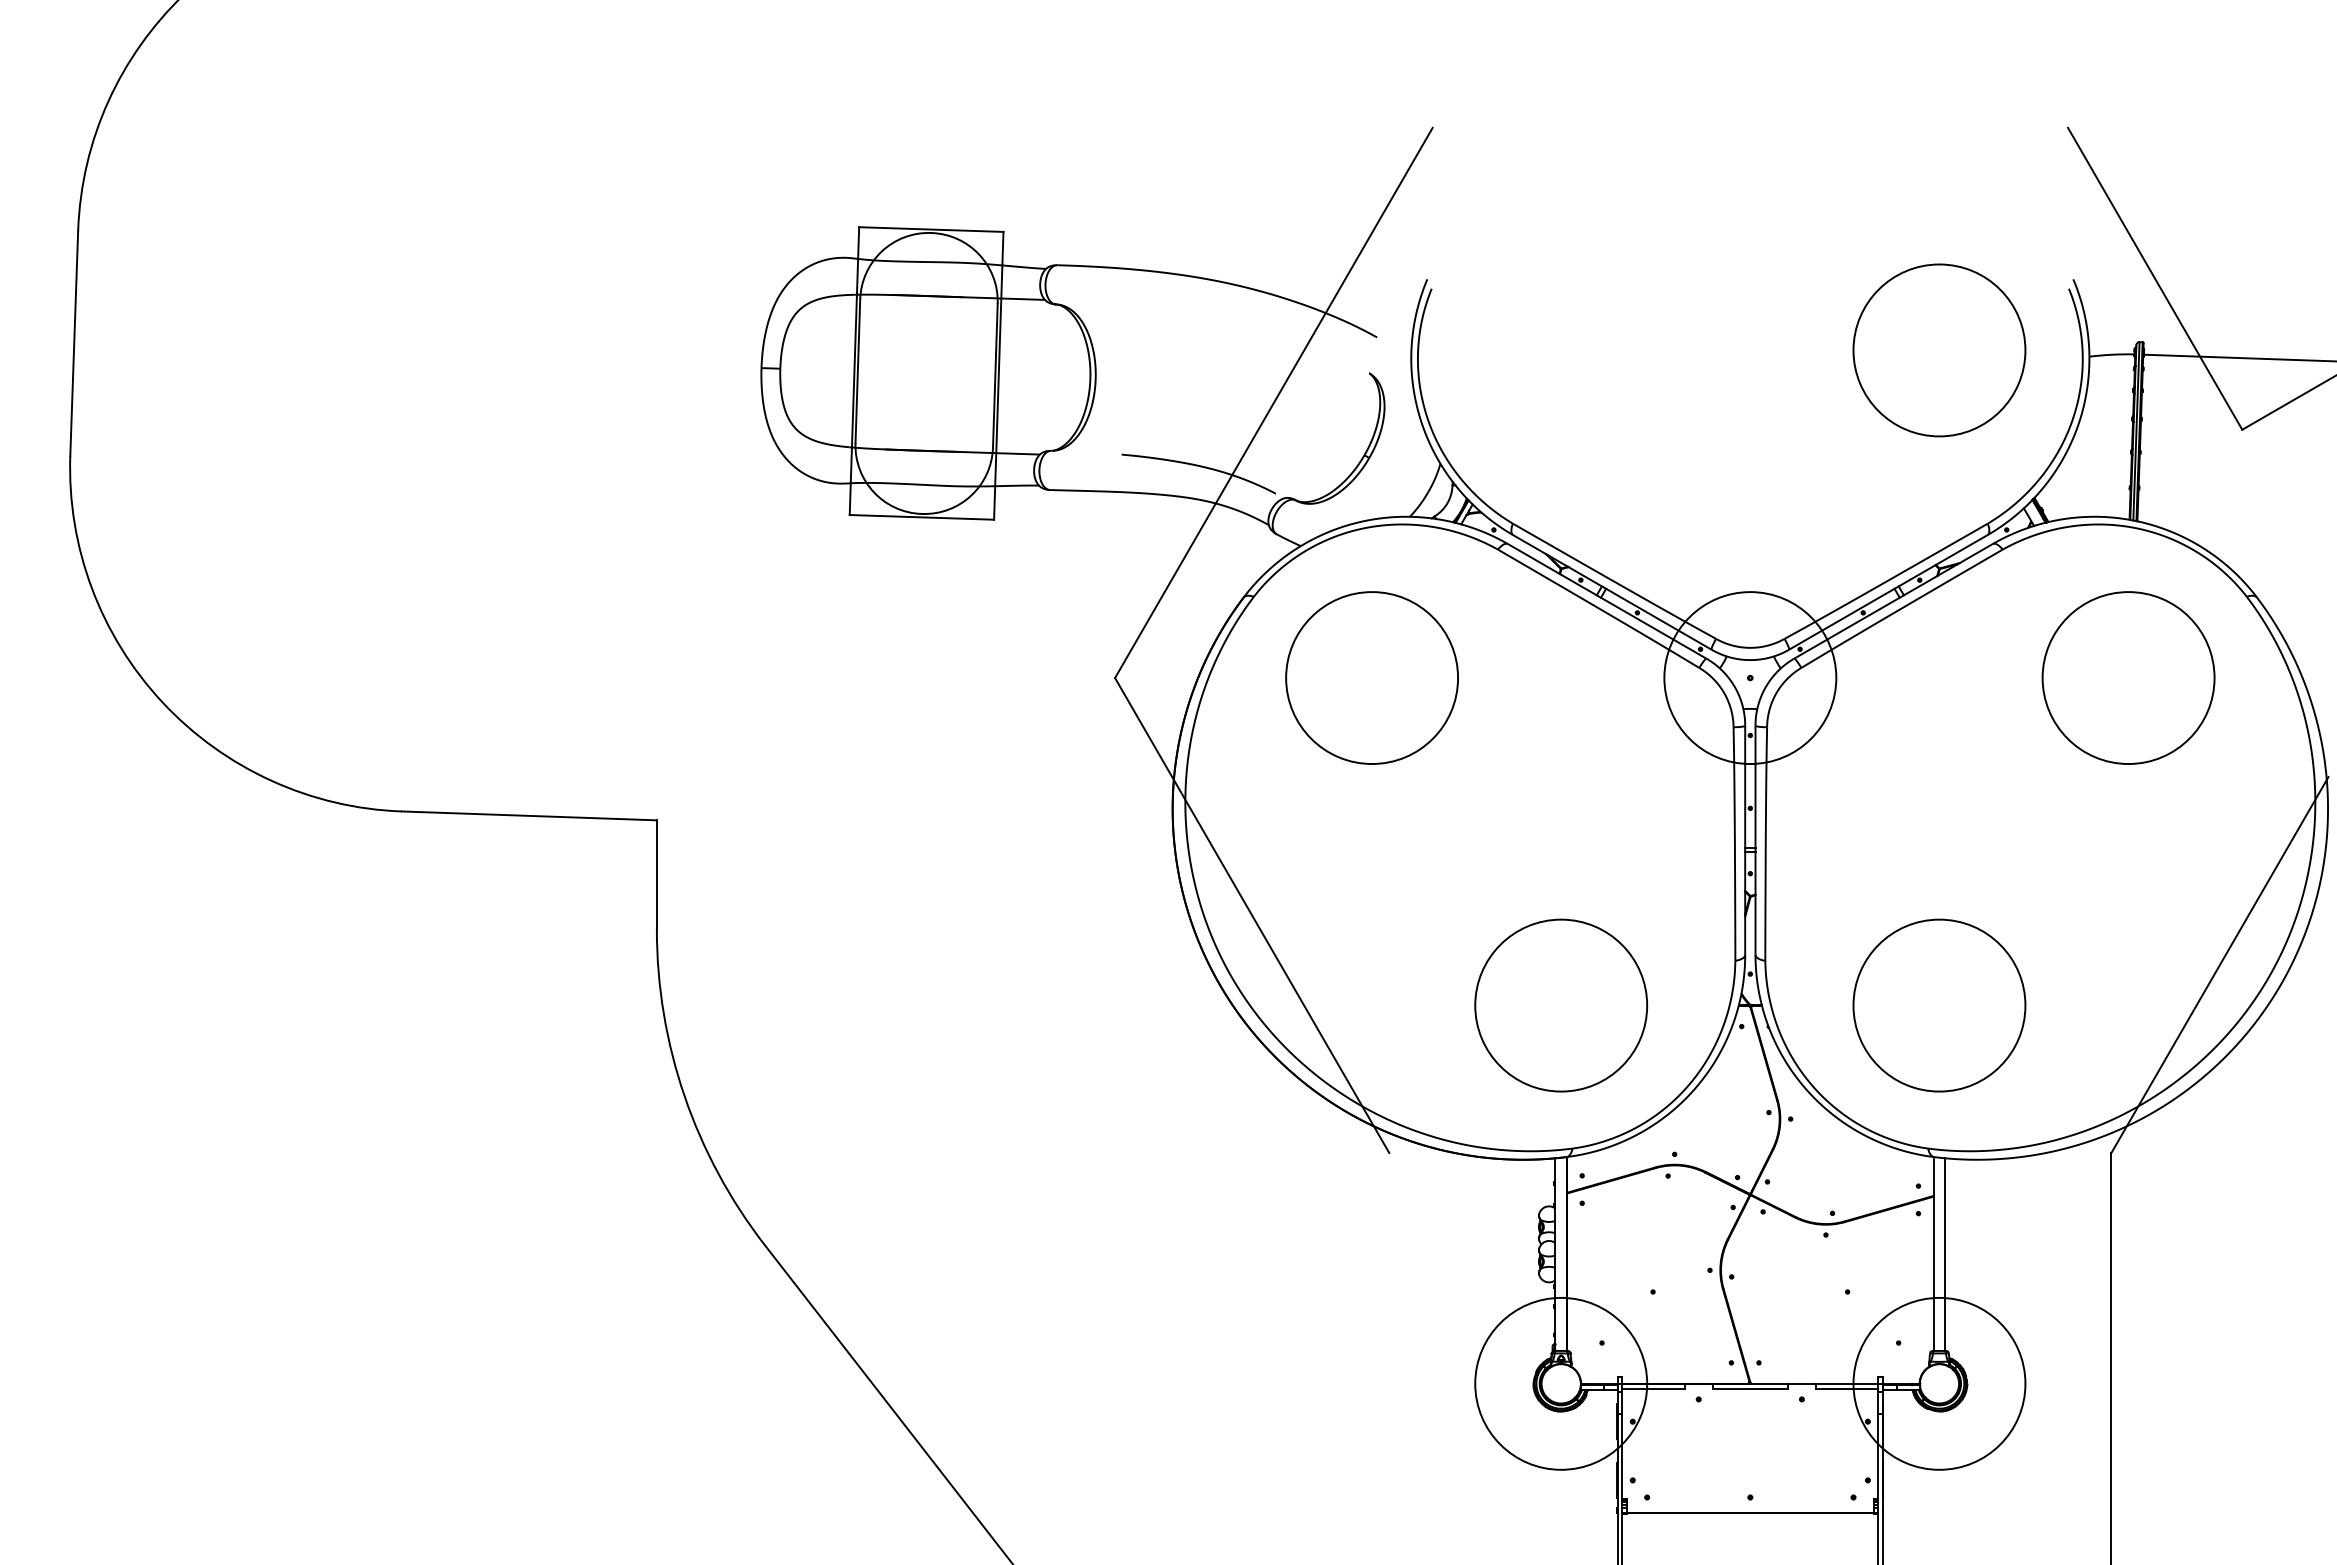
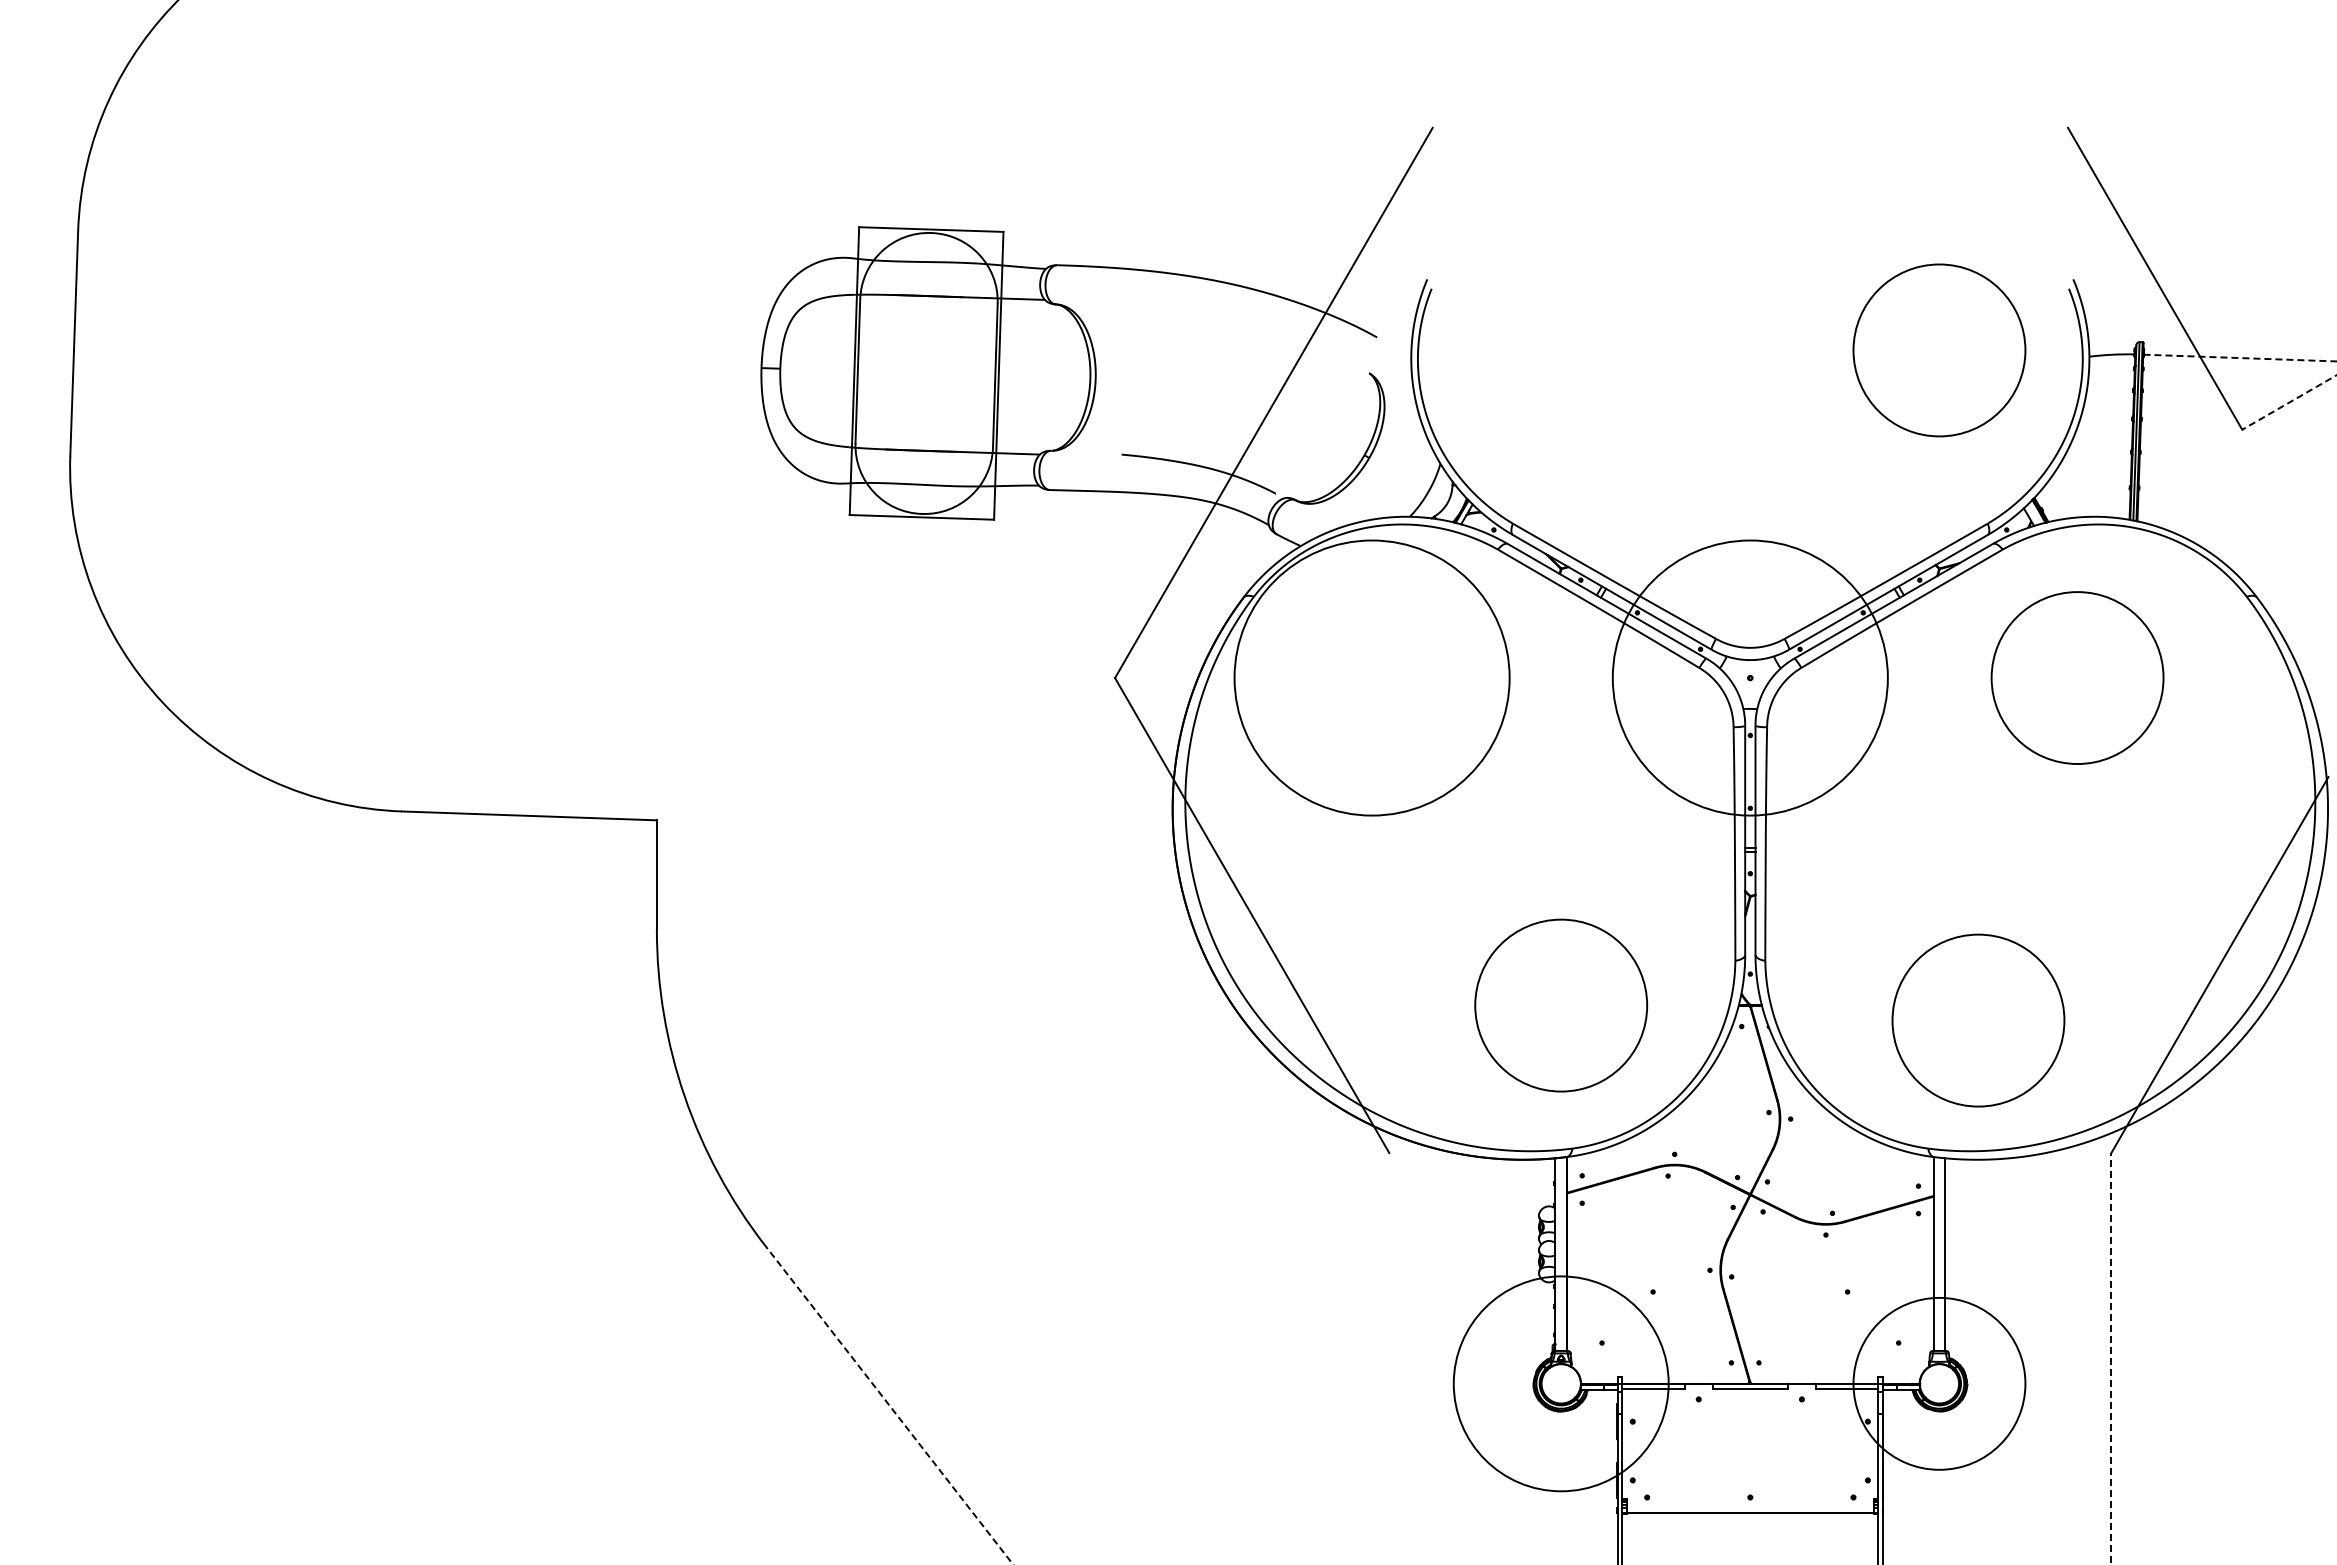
line: solid -> dashed (2239, 358)
line: solid -> dashed (2289, 402)
circle position: (2128, 677) -> (2077, 677) (2077, 677)
circle diameter: 172 px -> 275 px (1371, 677)
circle diameter: 172 px -> 275 px (1749, 677)
circle position: (1939, 1005) -> (1978, 1020) (1978, 1020)
line: solid -> dashed (2111, 1358)
circle diameter: 172 px -> 215 px (1560, 1383)
line: solid -> dashed (889, 1405)
